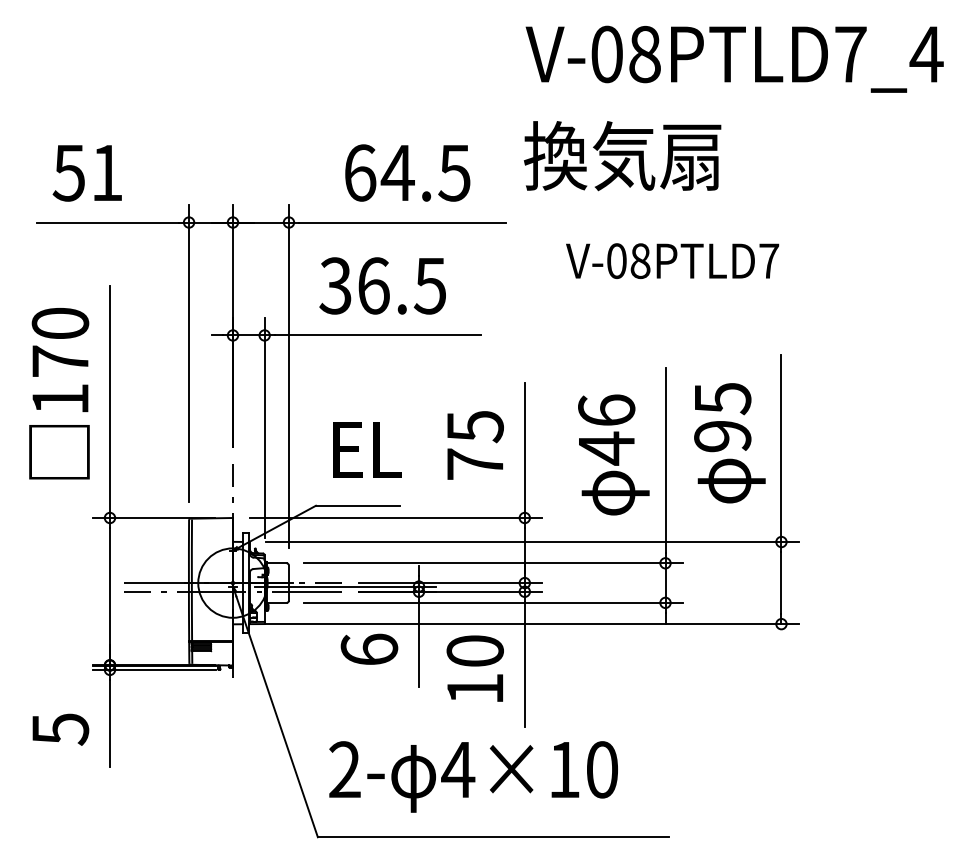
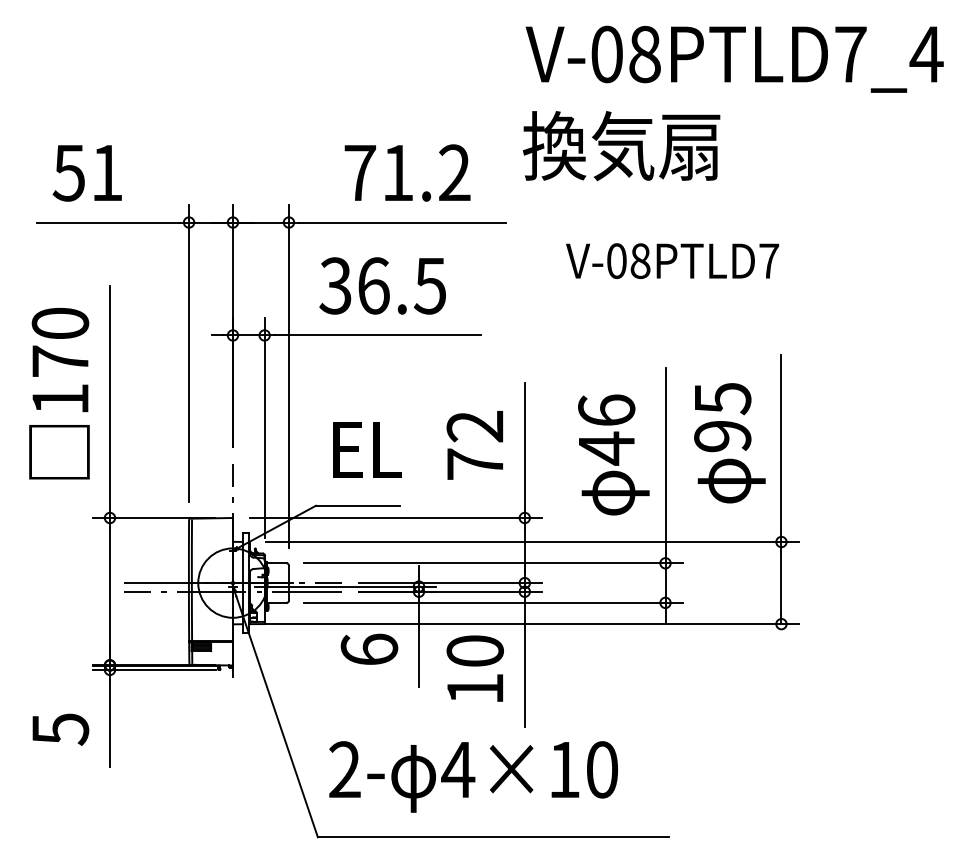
text position: (622, 156) -> (621, 146) (621, 146)
text: 64.5 -> 71.2 (407, 172)
text: 75 -> 72 (474, 426)
